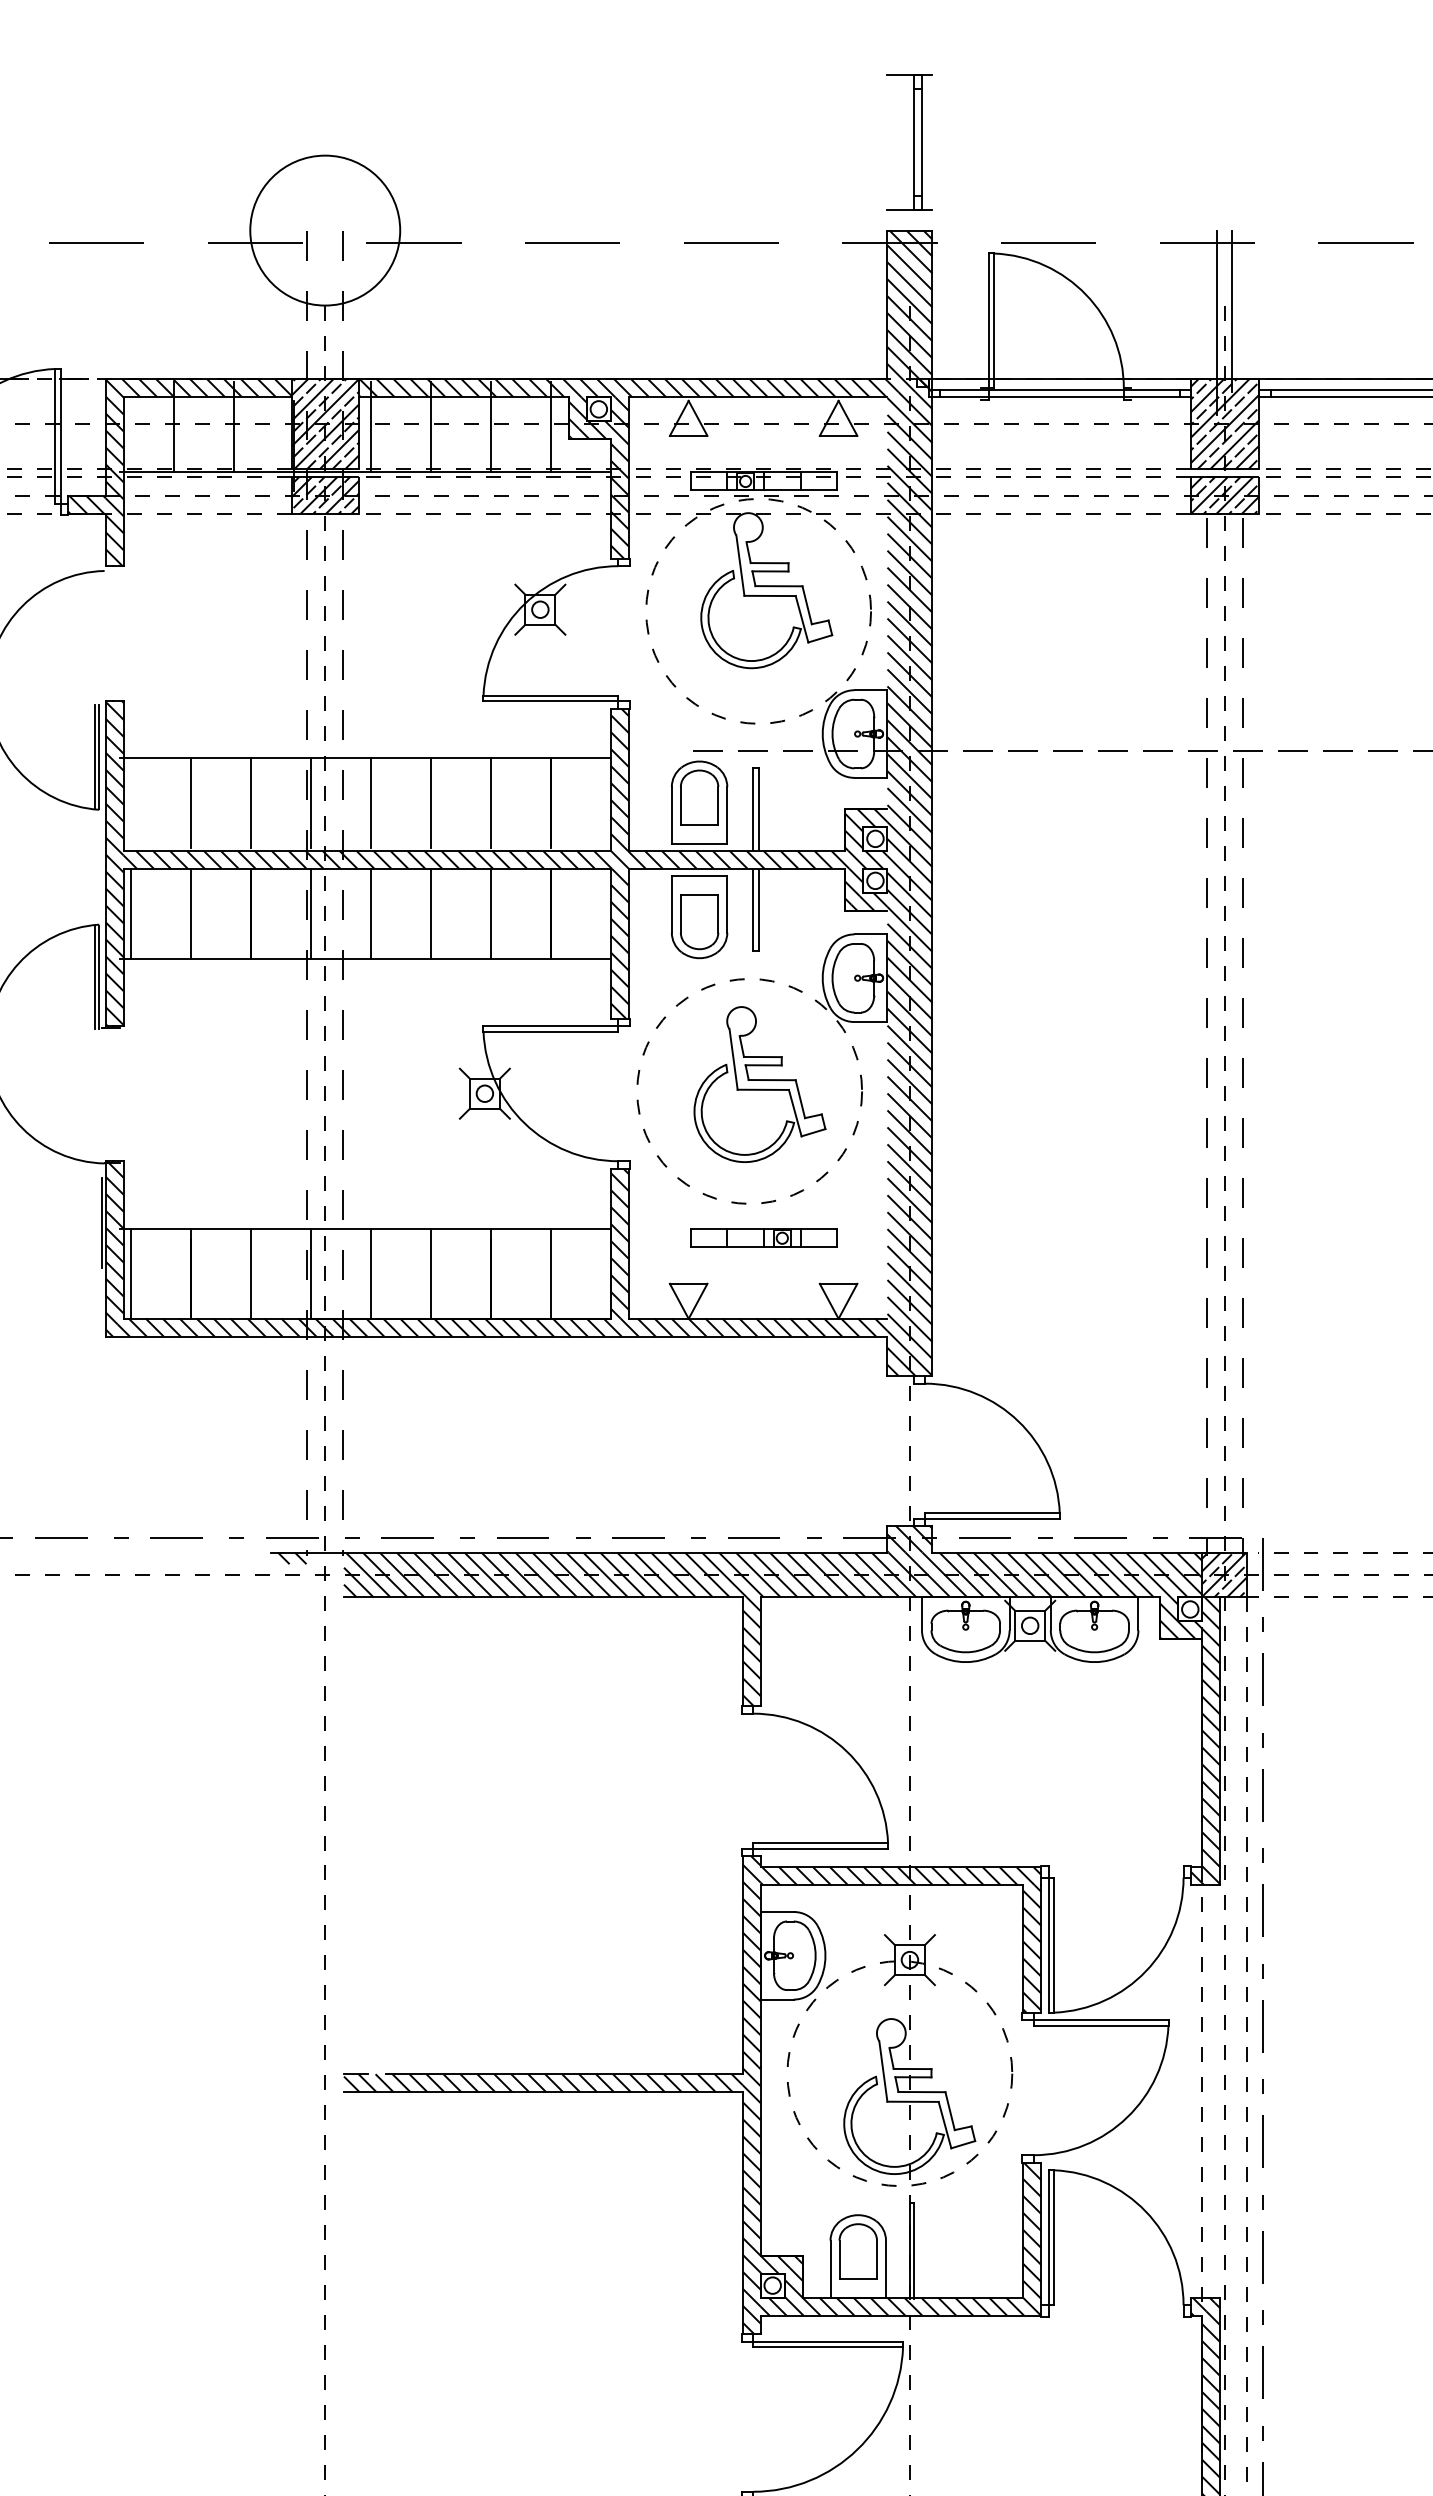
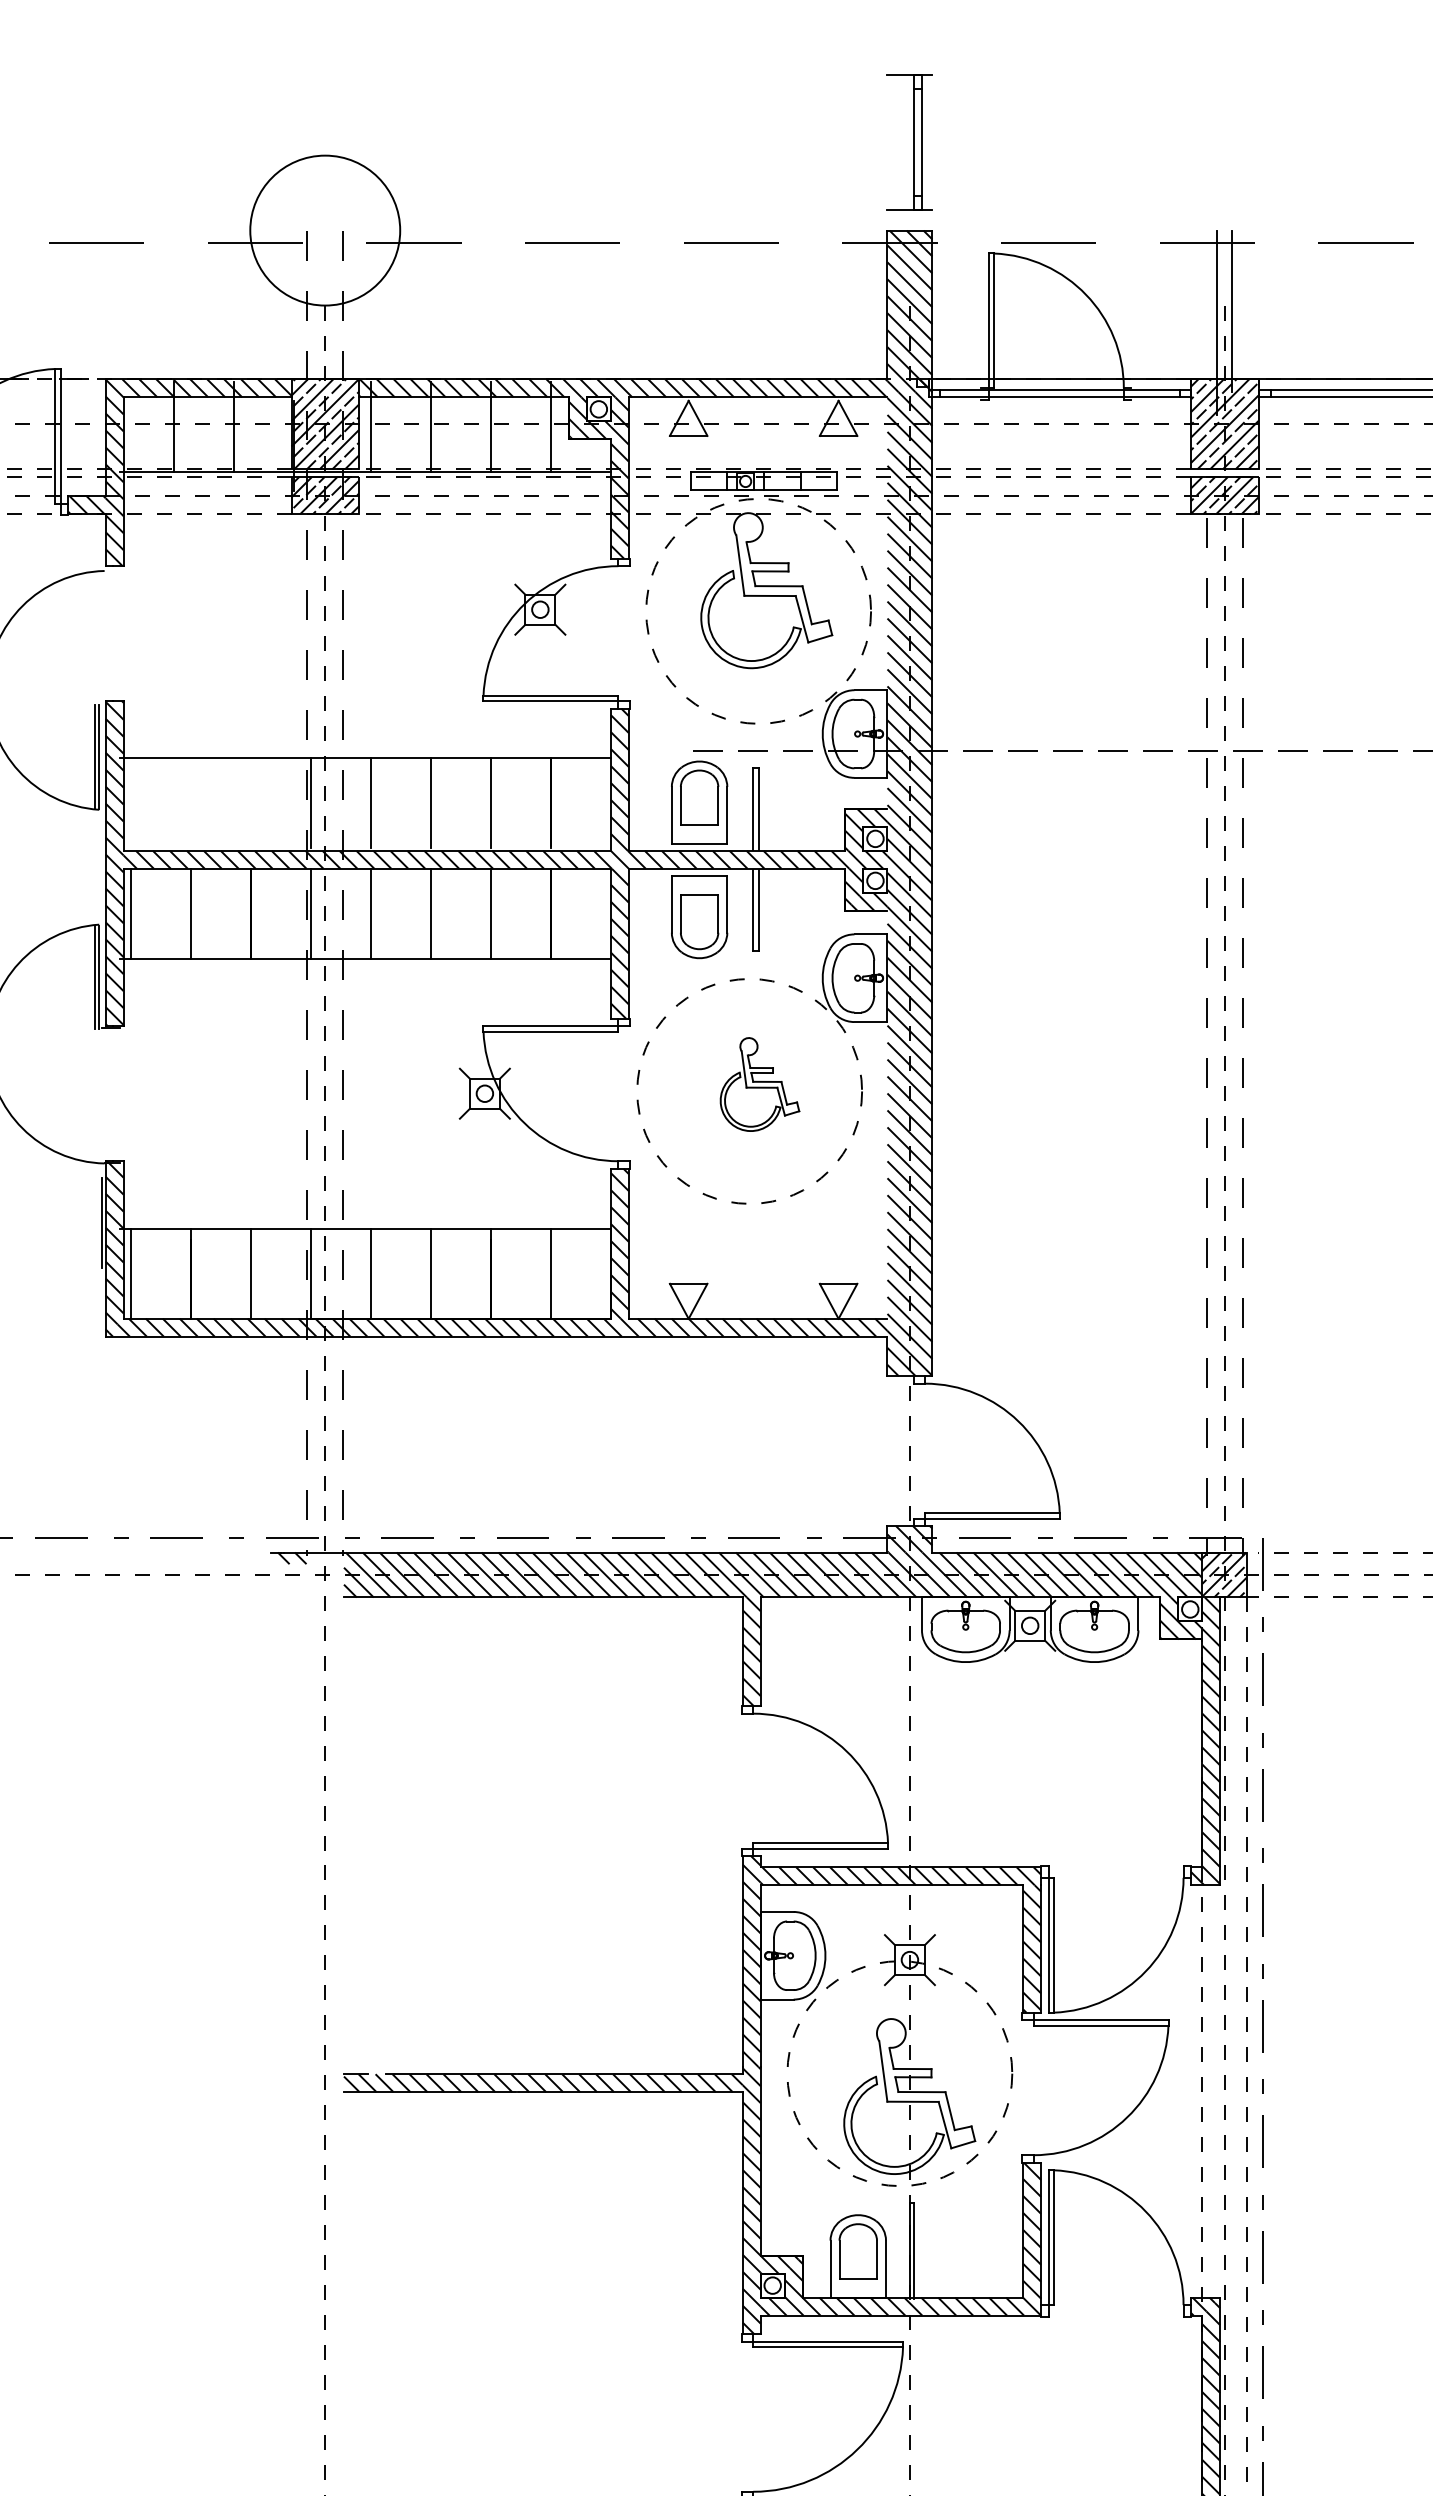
line: present -> none (191, 803)
line: present -> none (251, 803)
part size: 134x157 px -> 82x95 px (759, 1084)
part: present -> none (763, 1237)
